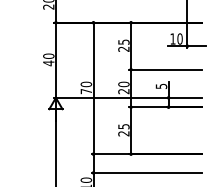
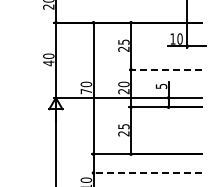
line: solid -> dashed (165, 69)
line: solid -> dashed (146, 172)
